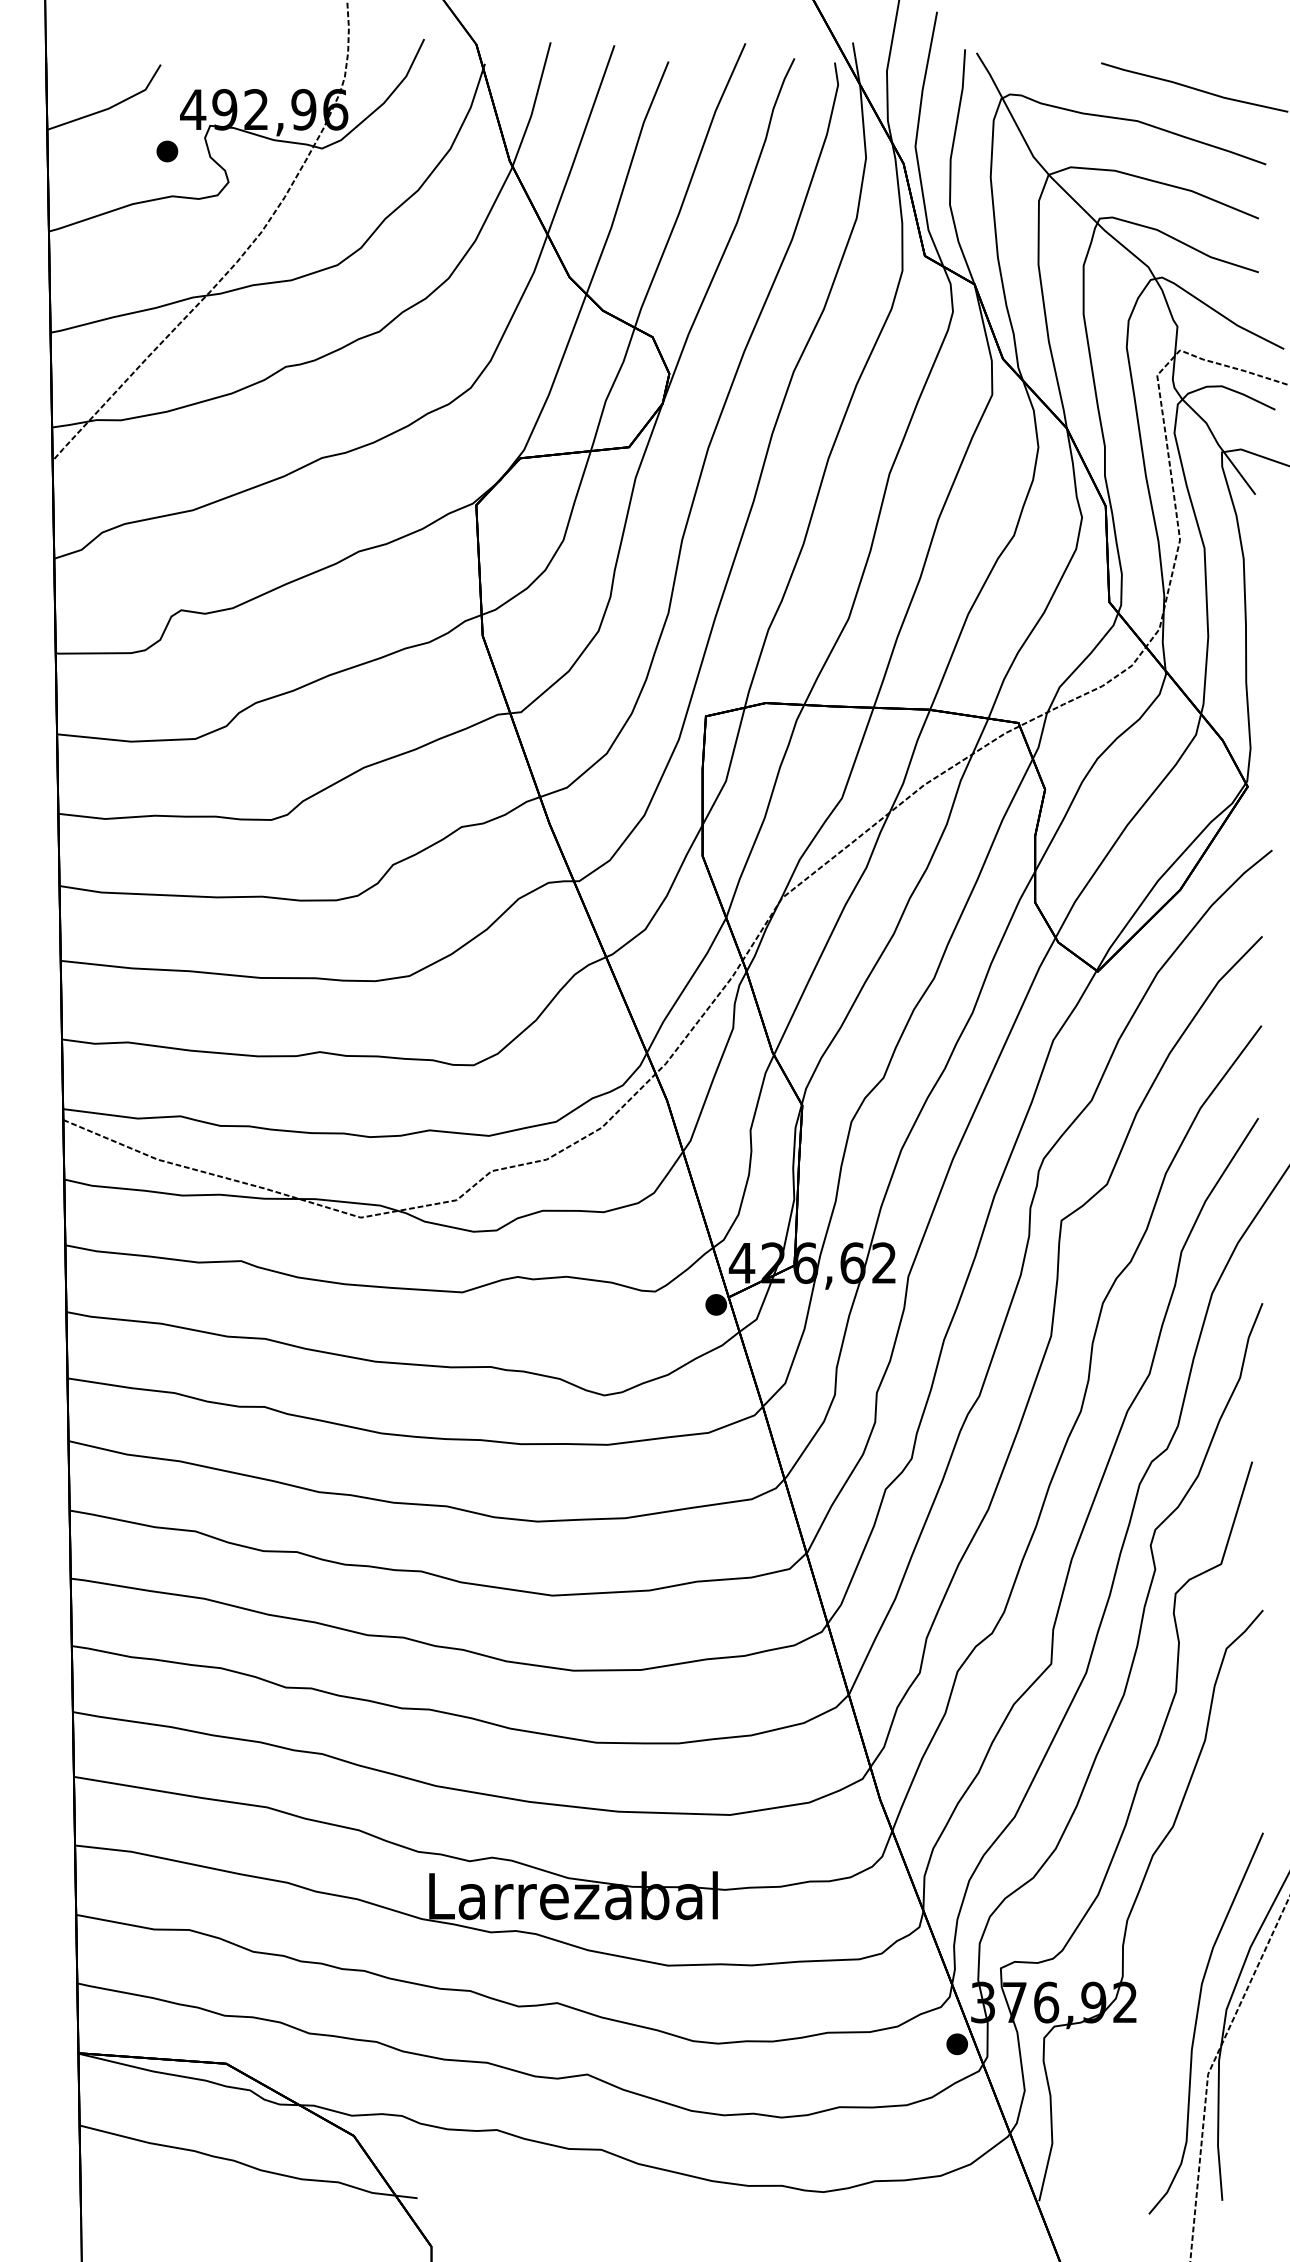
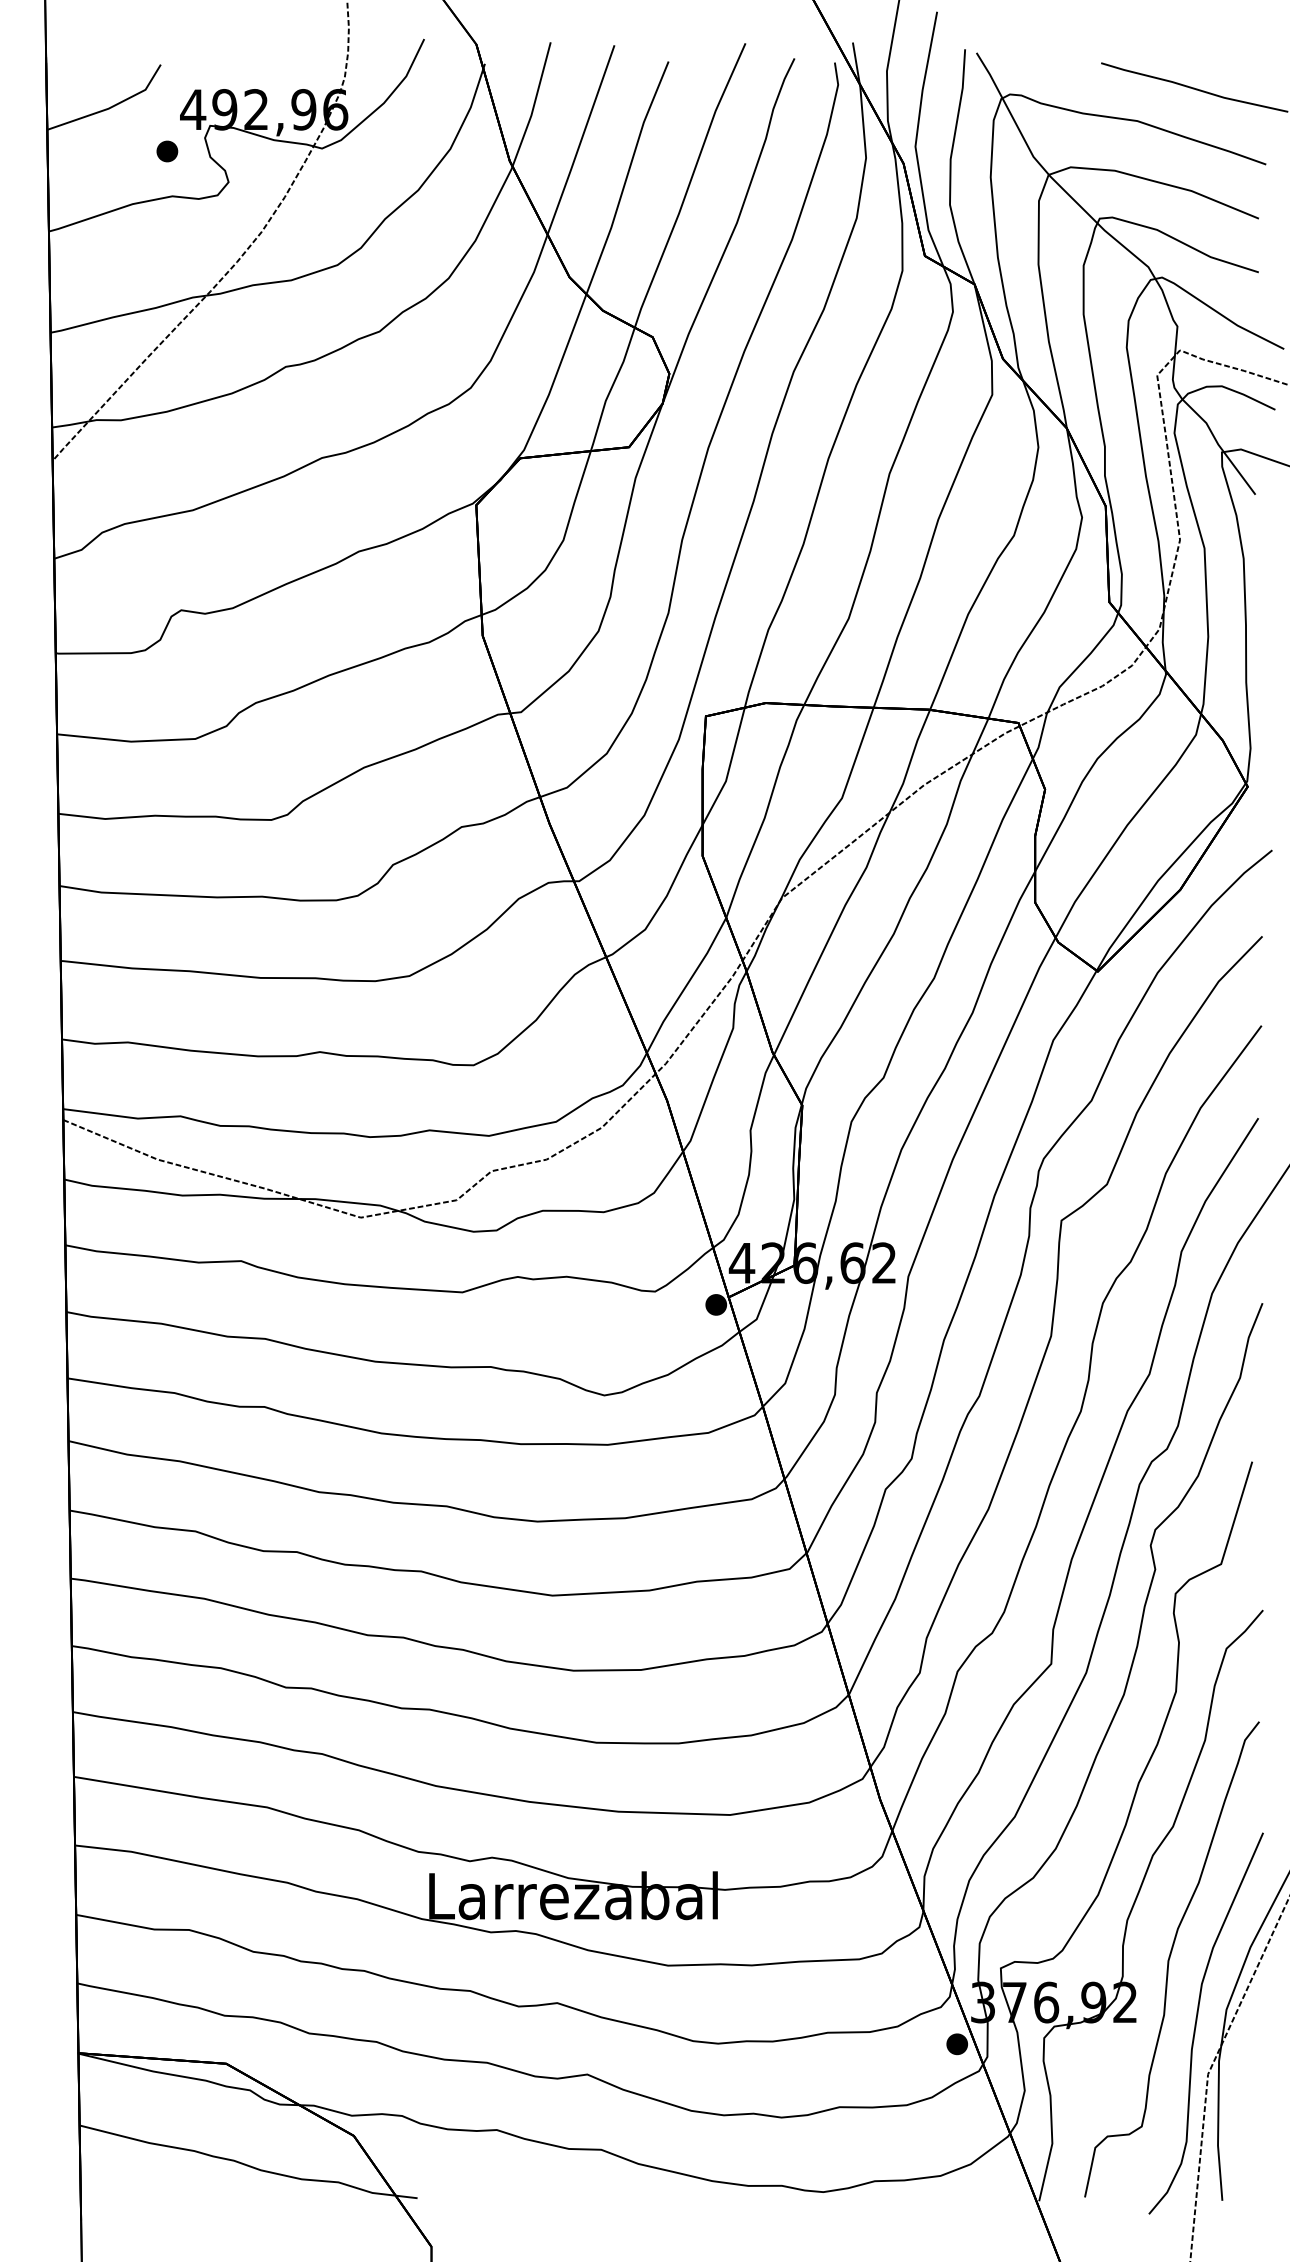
curve: none -> present (1170, 1958)
